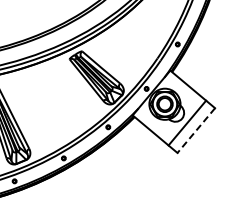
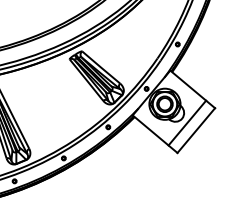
line: dashed -> solid (195, 130)
